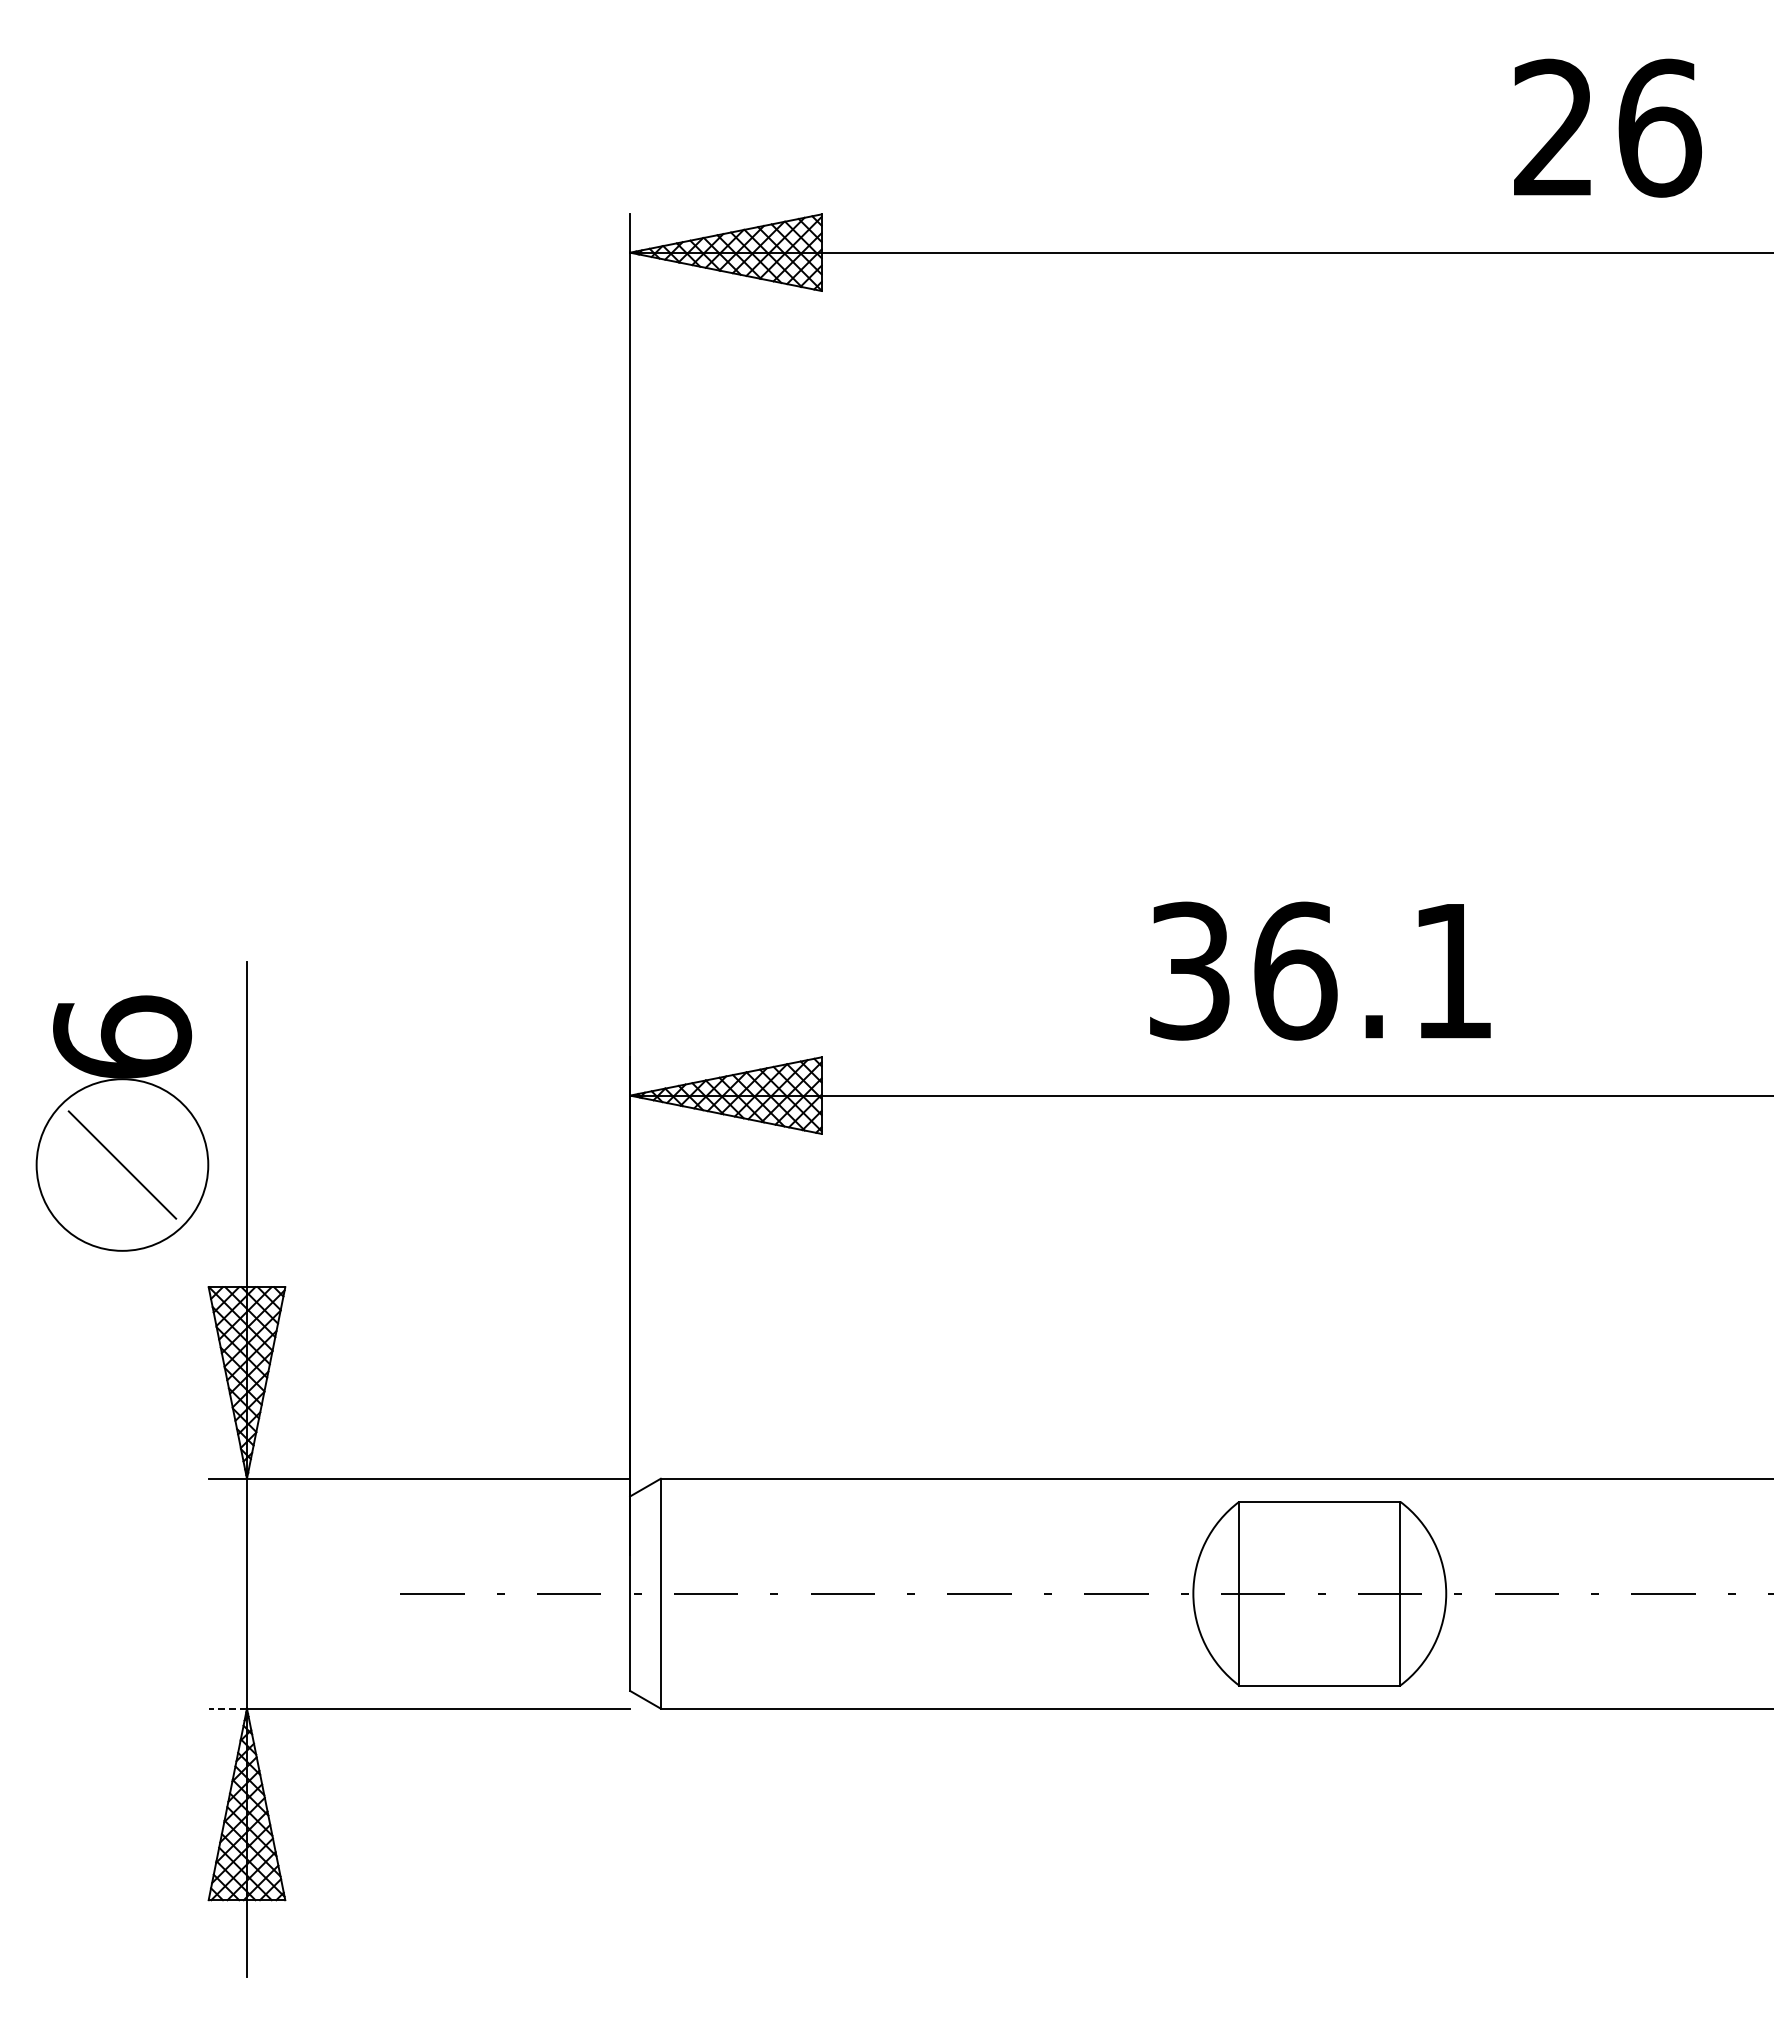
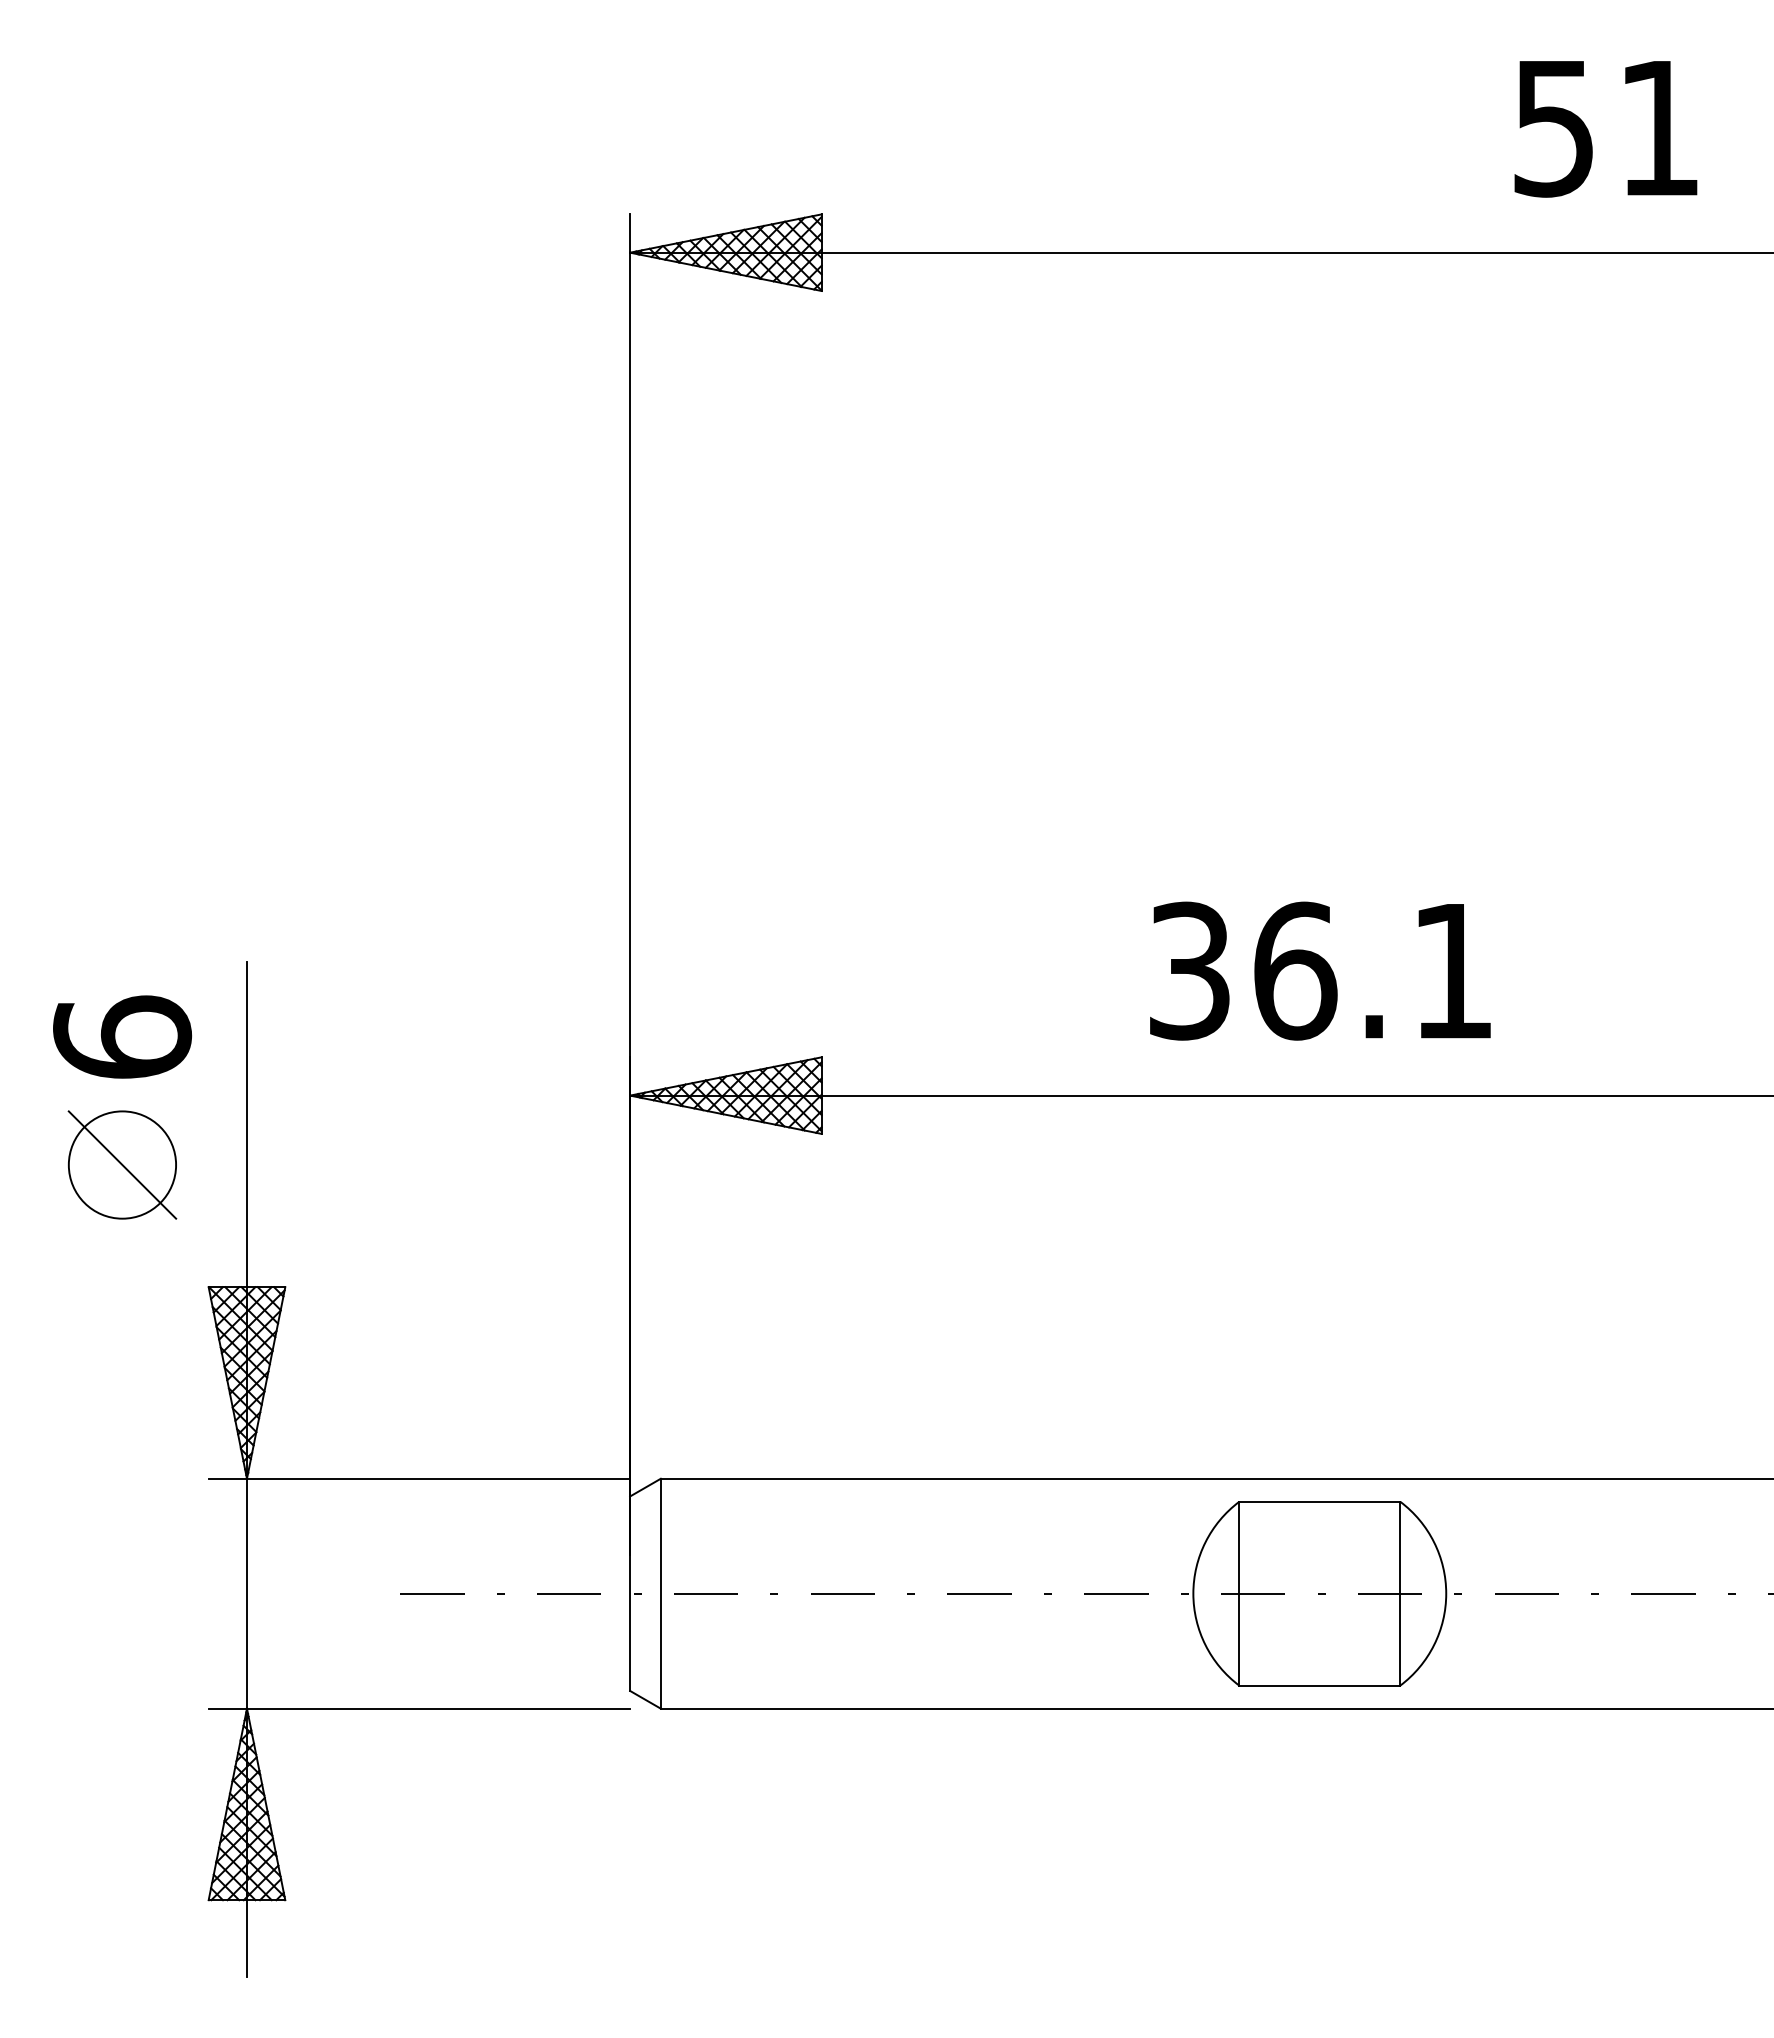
text: 26 -> 51 (1608, 127)
circle diameter: 172 px -> 107 px (122, 1164)
line: dashed -> solid (227, 1708)
